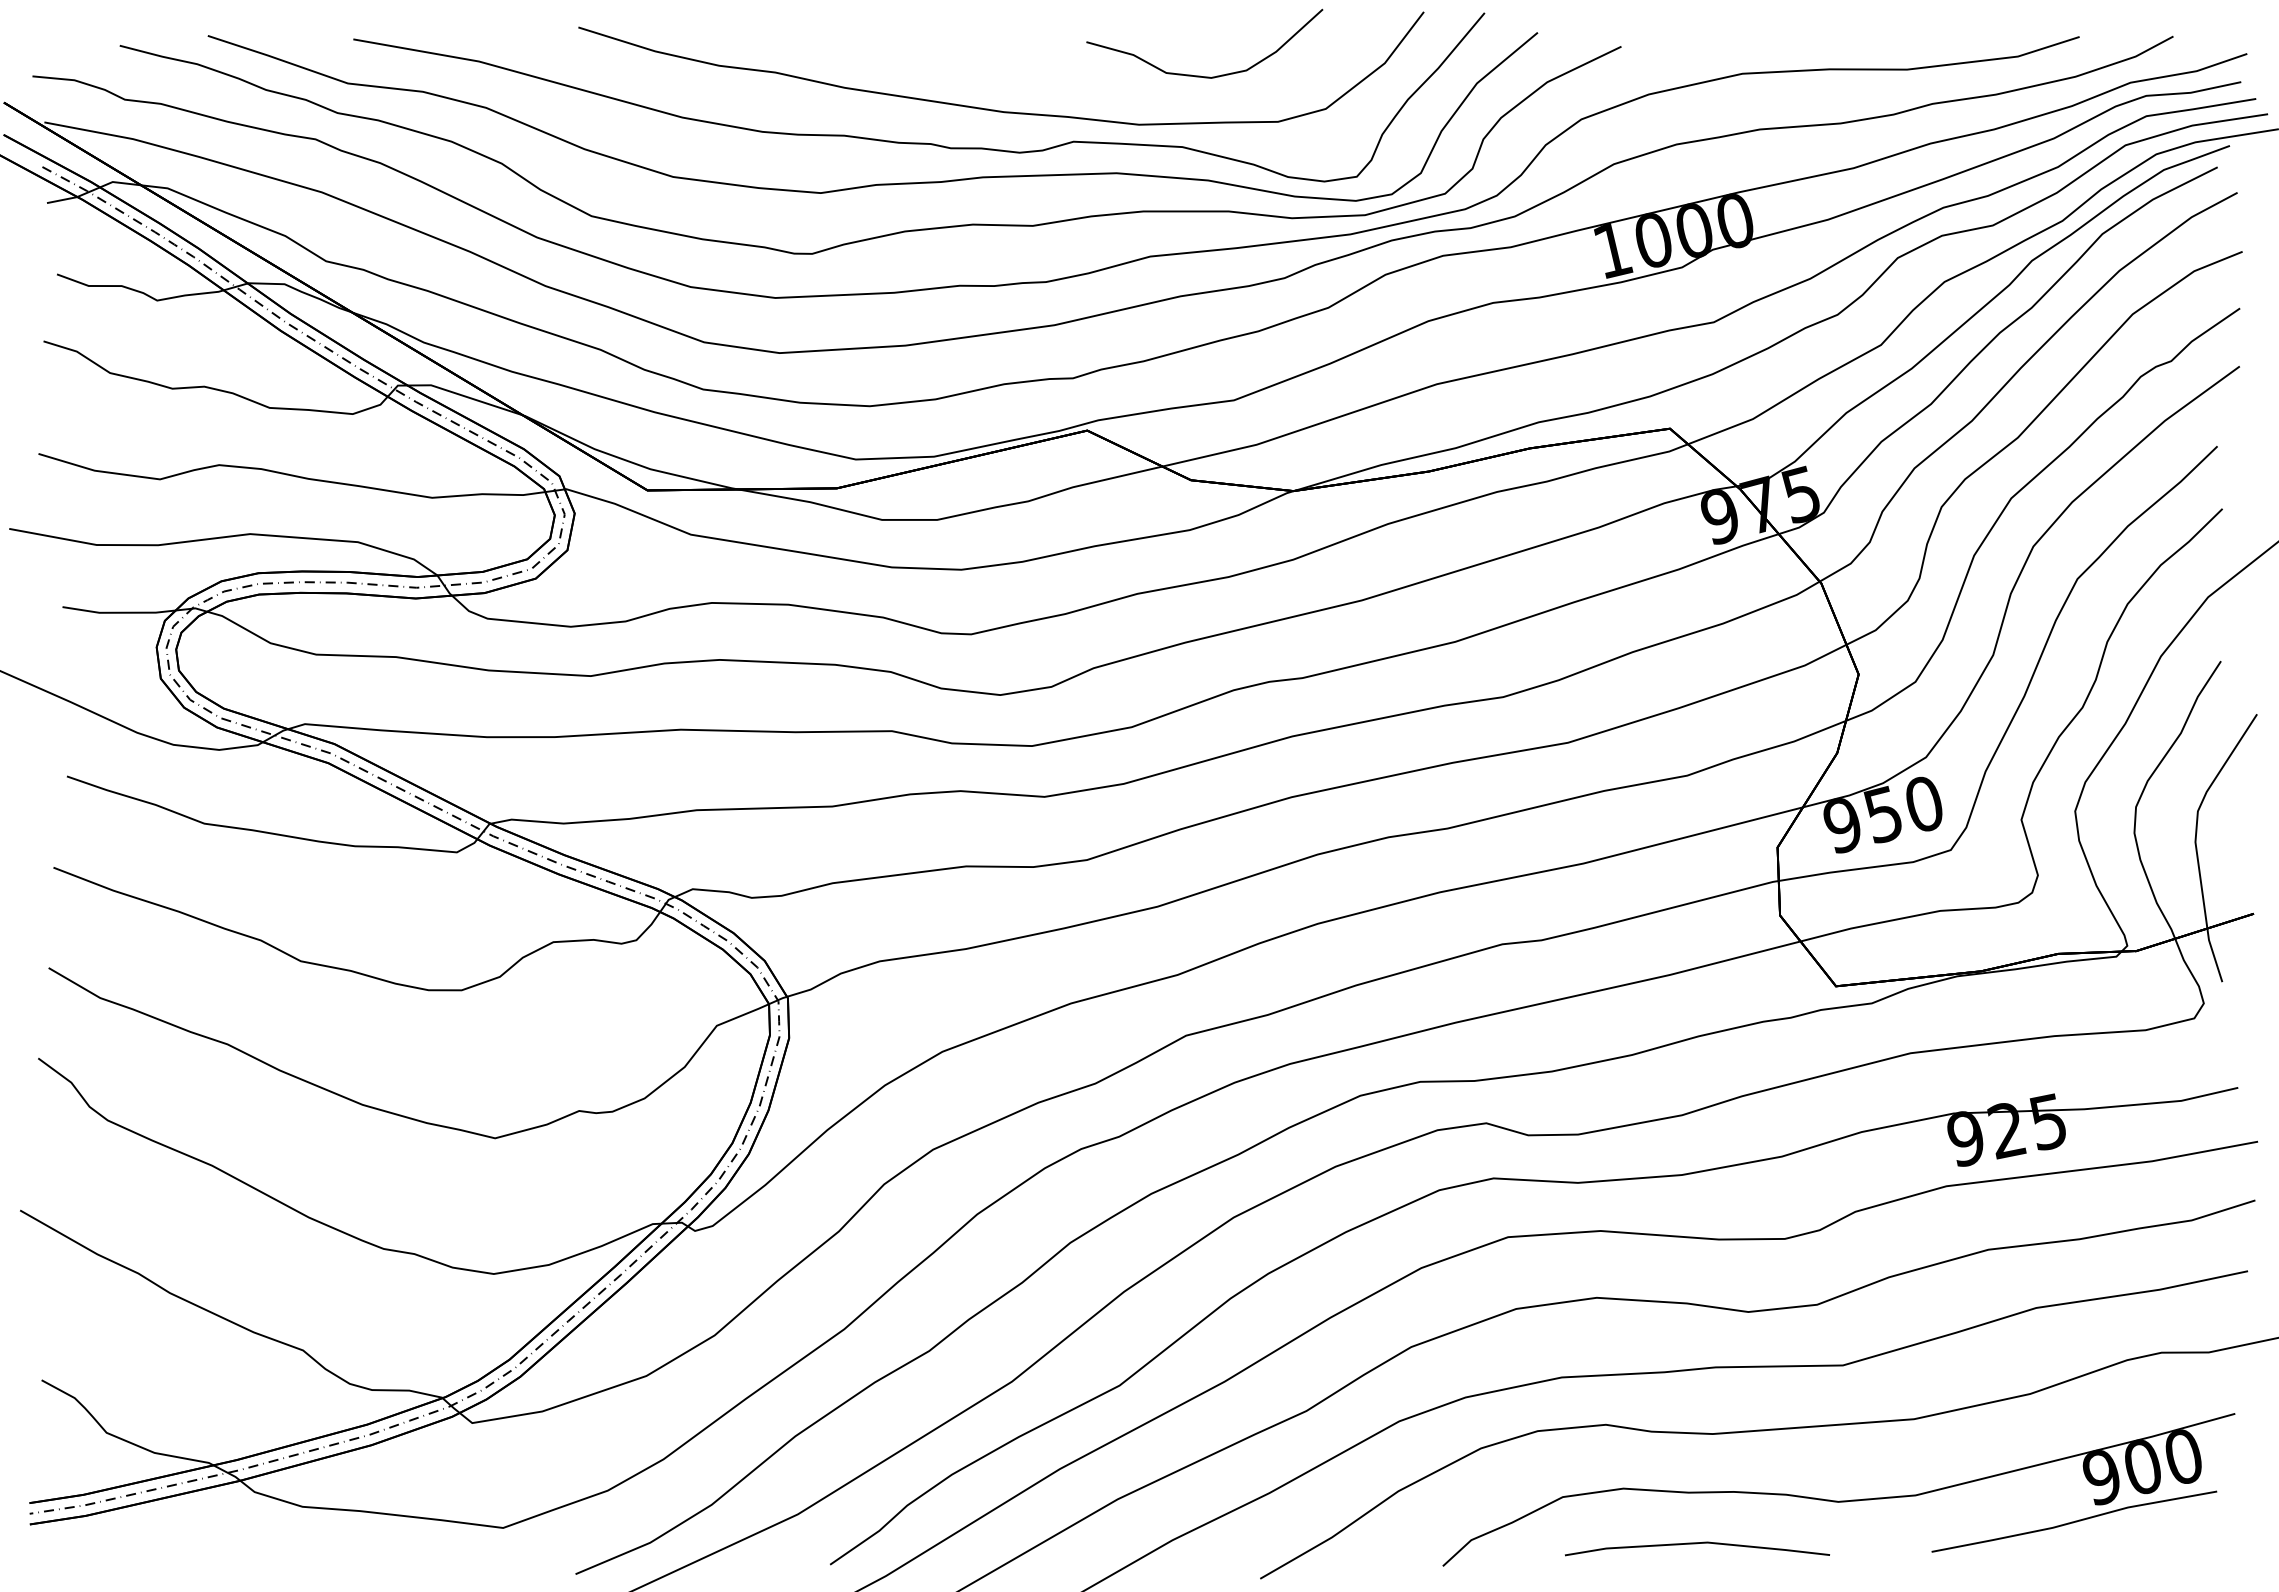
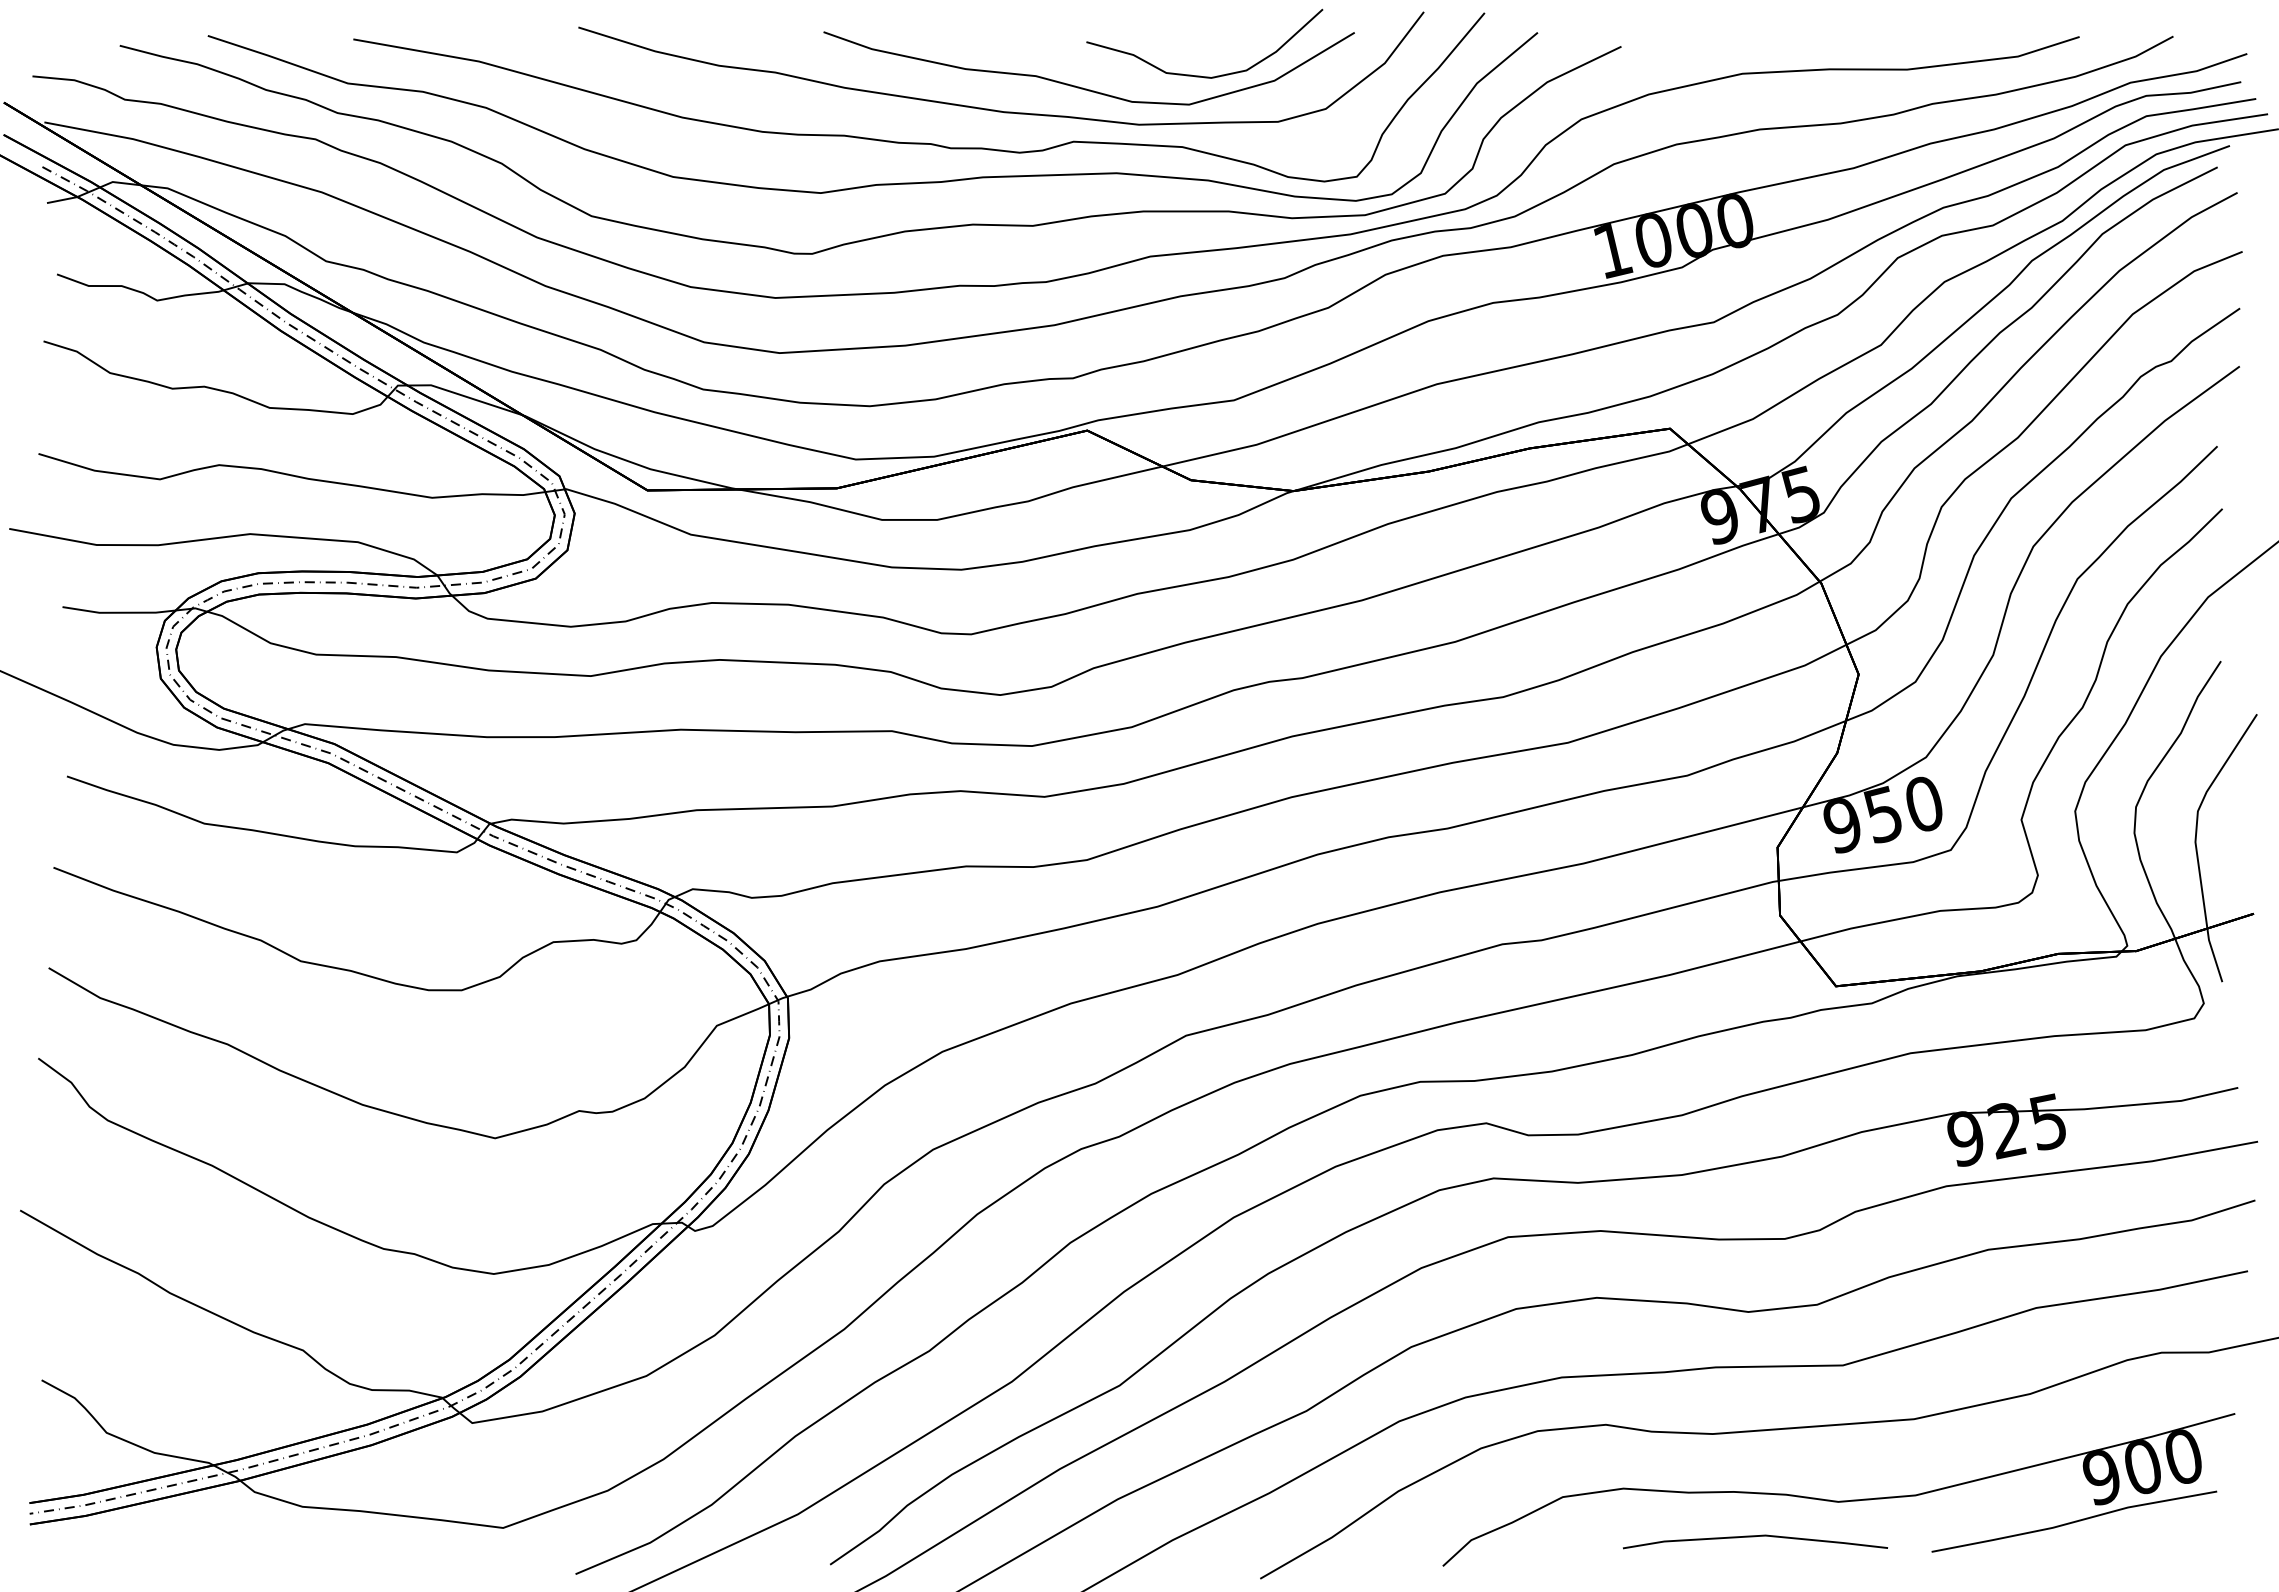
curve: none -> present (1083, 87)
line position: (1697, 1544) -> (1755, 1537) (1755, 1537)
